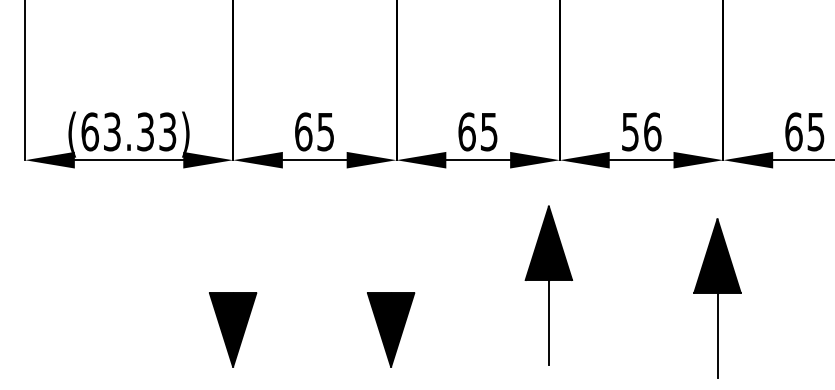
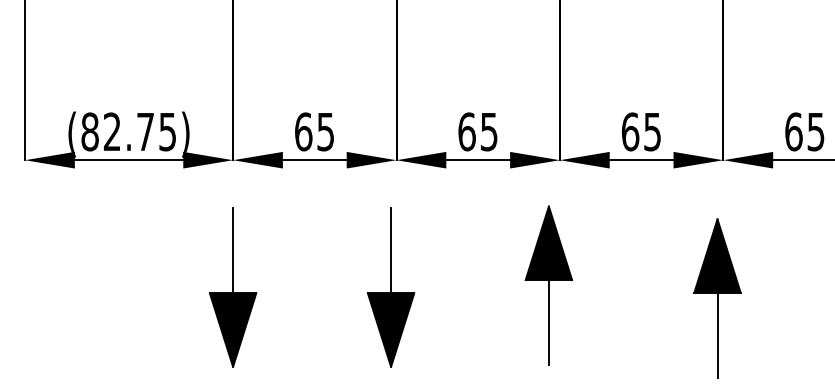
text: (63.33) -> (82.75) (128, 131)
text: 56 -> 65 (641, 131)
line: none -> present (233, 250)
line: none -> present (391, 250)
